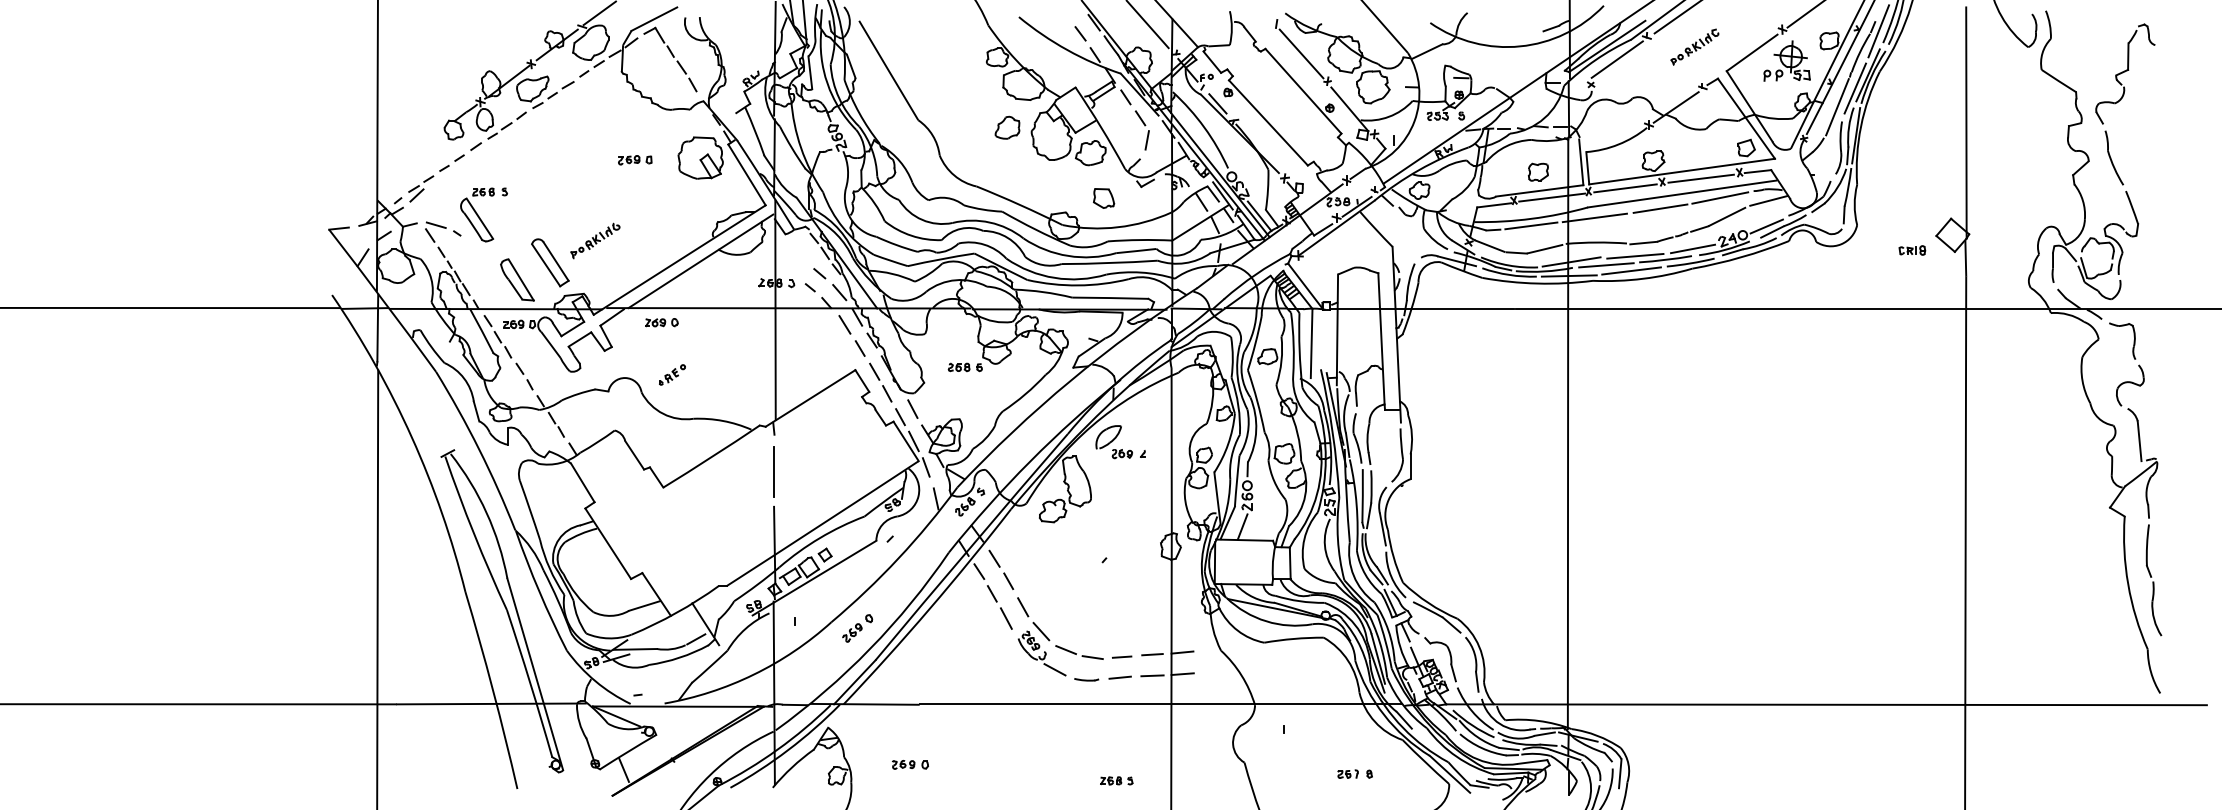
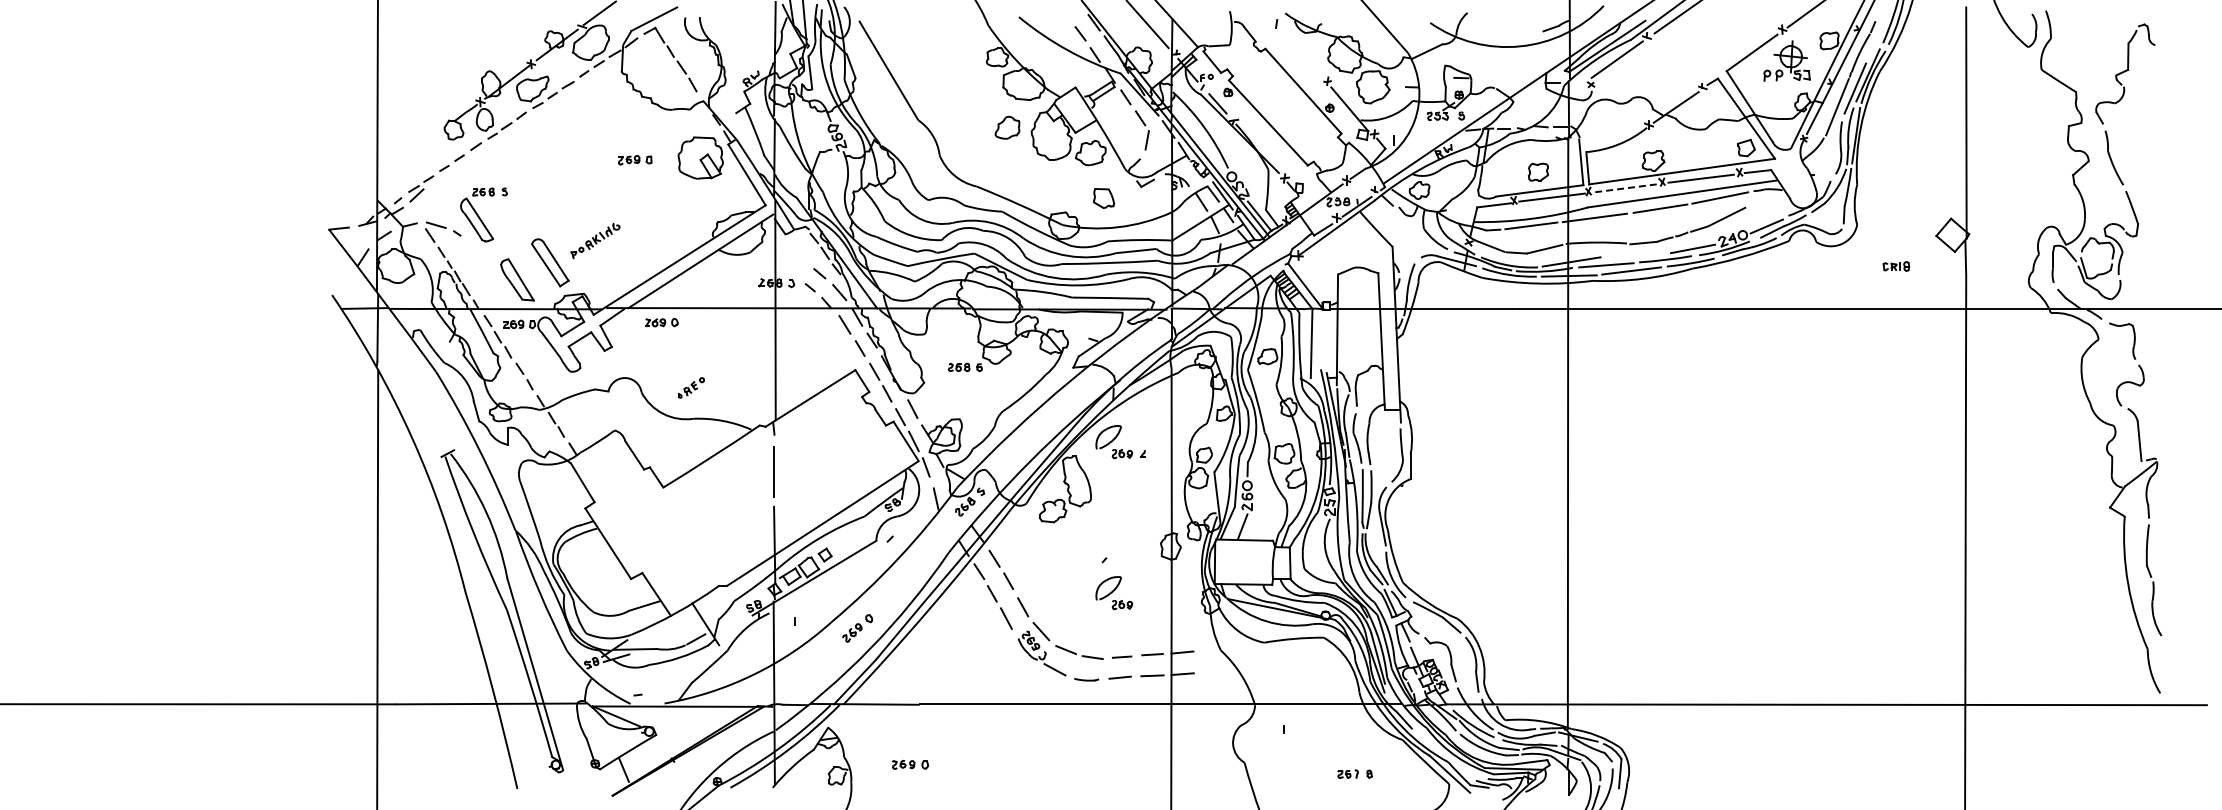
line: present -> none (1878, 31)
part: present -> none (1694, 46)
line: present -> none (1301, 53)
line: solid -> dashed (1625, 188)
line: present -> none (1768, 200)
part position: (1912, 250) -> (1896, 266) (1896, 266)
line: present -> none (1635, 255)
line: present -> none (171, 307)
part position: (672, 374) -> (691, 387) (691, 387)
part: none -> present (1113, 593)
part: present -> none (1116, 780)
